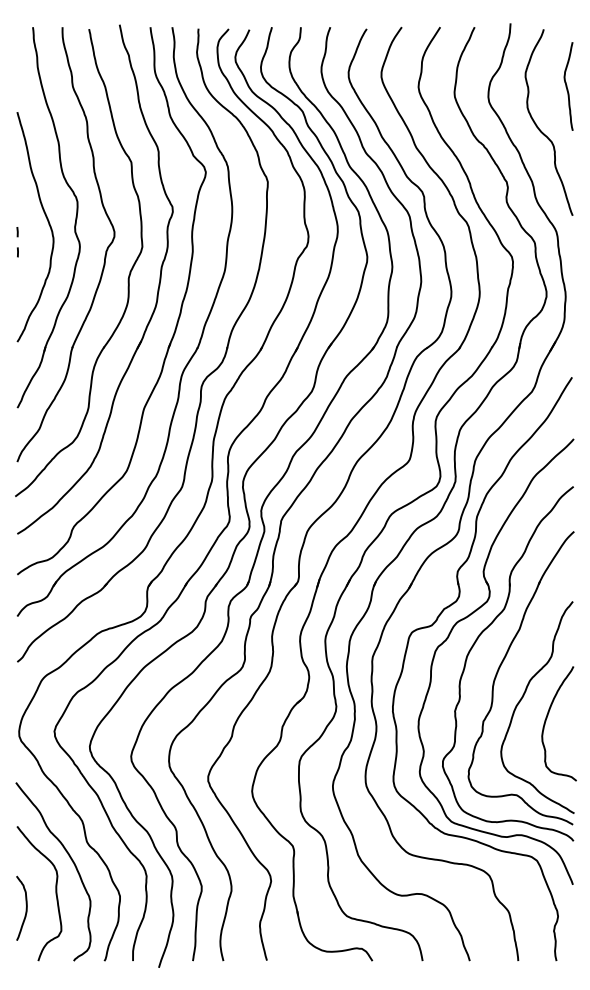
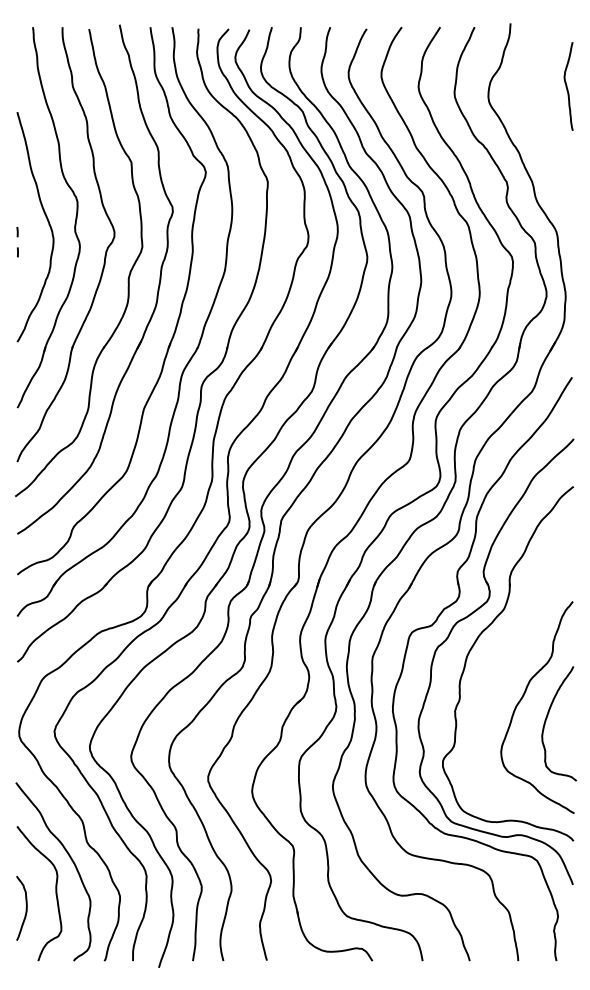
curve: present -> none (540, 129)
part: present -> none (499, 670)
